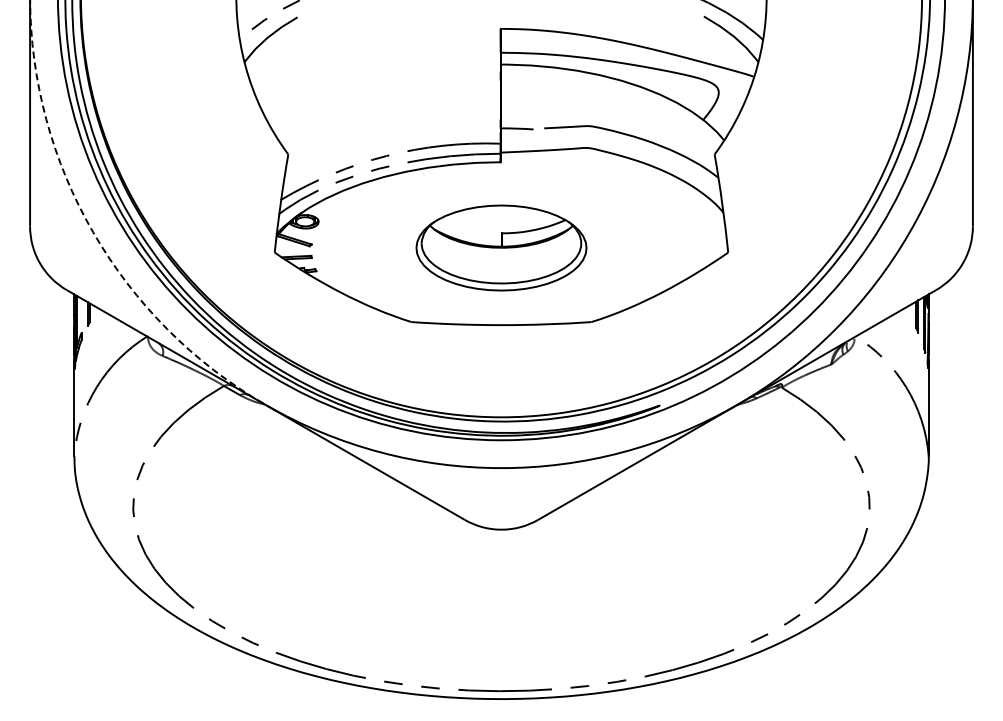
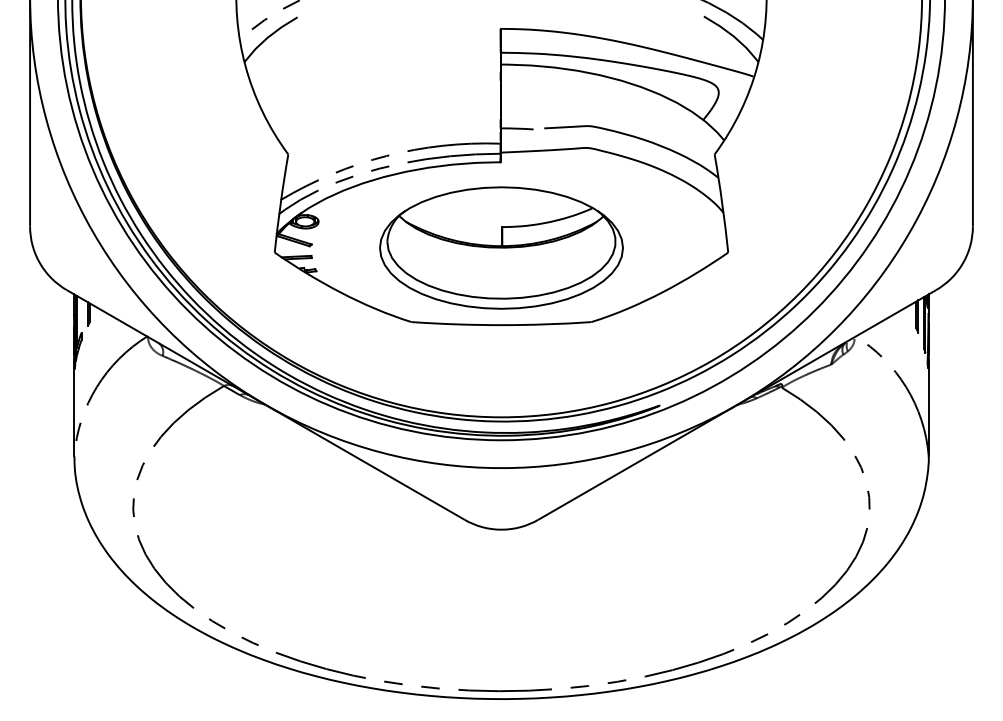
arc: dashed -> solid (94, 234)
part size: 173x88 px -> 245x124 px (501, 247)
